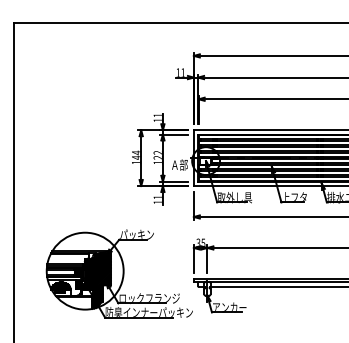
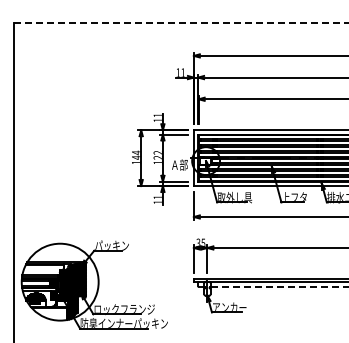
line: solid -> dashed (181, 22)
part position: (118, 273) -> (93, 284) (93, 284)
line: solid -> dashed (279, 286)
